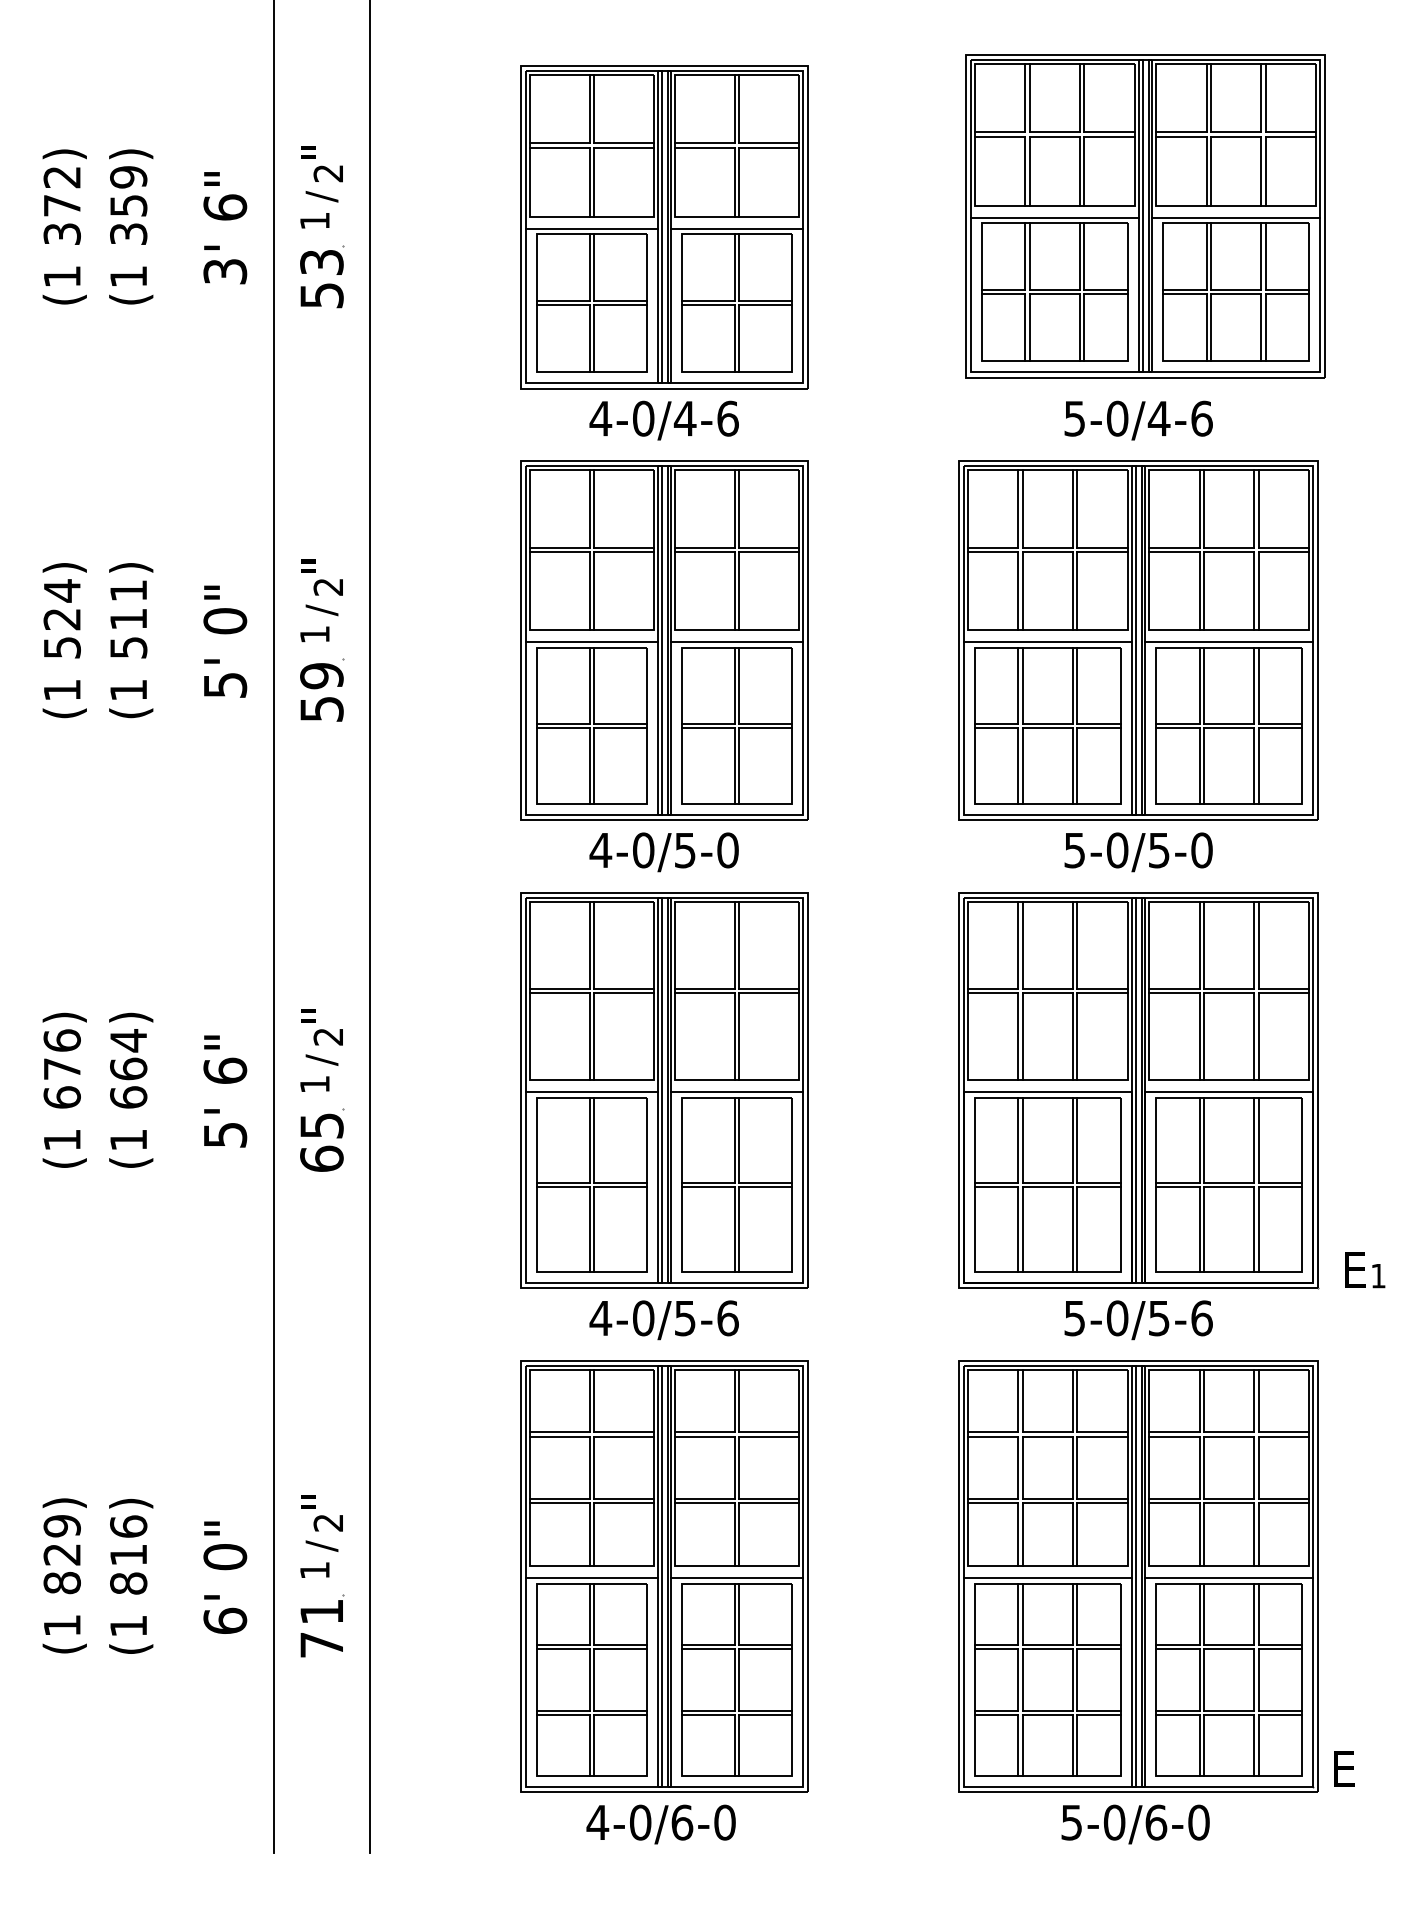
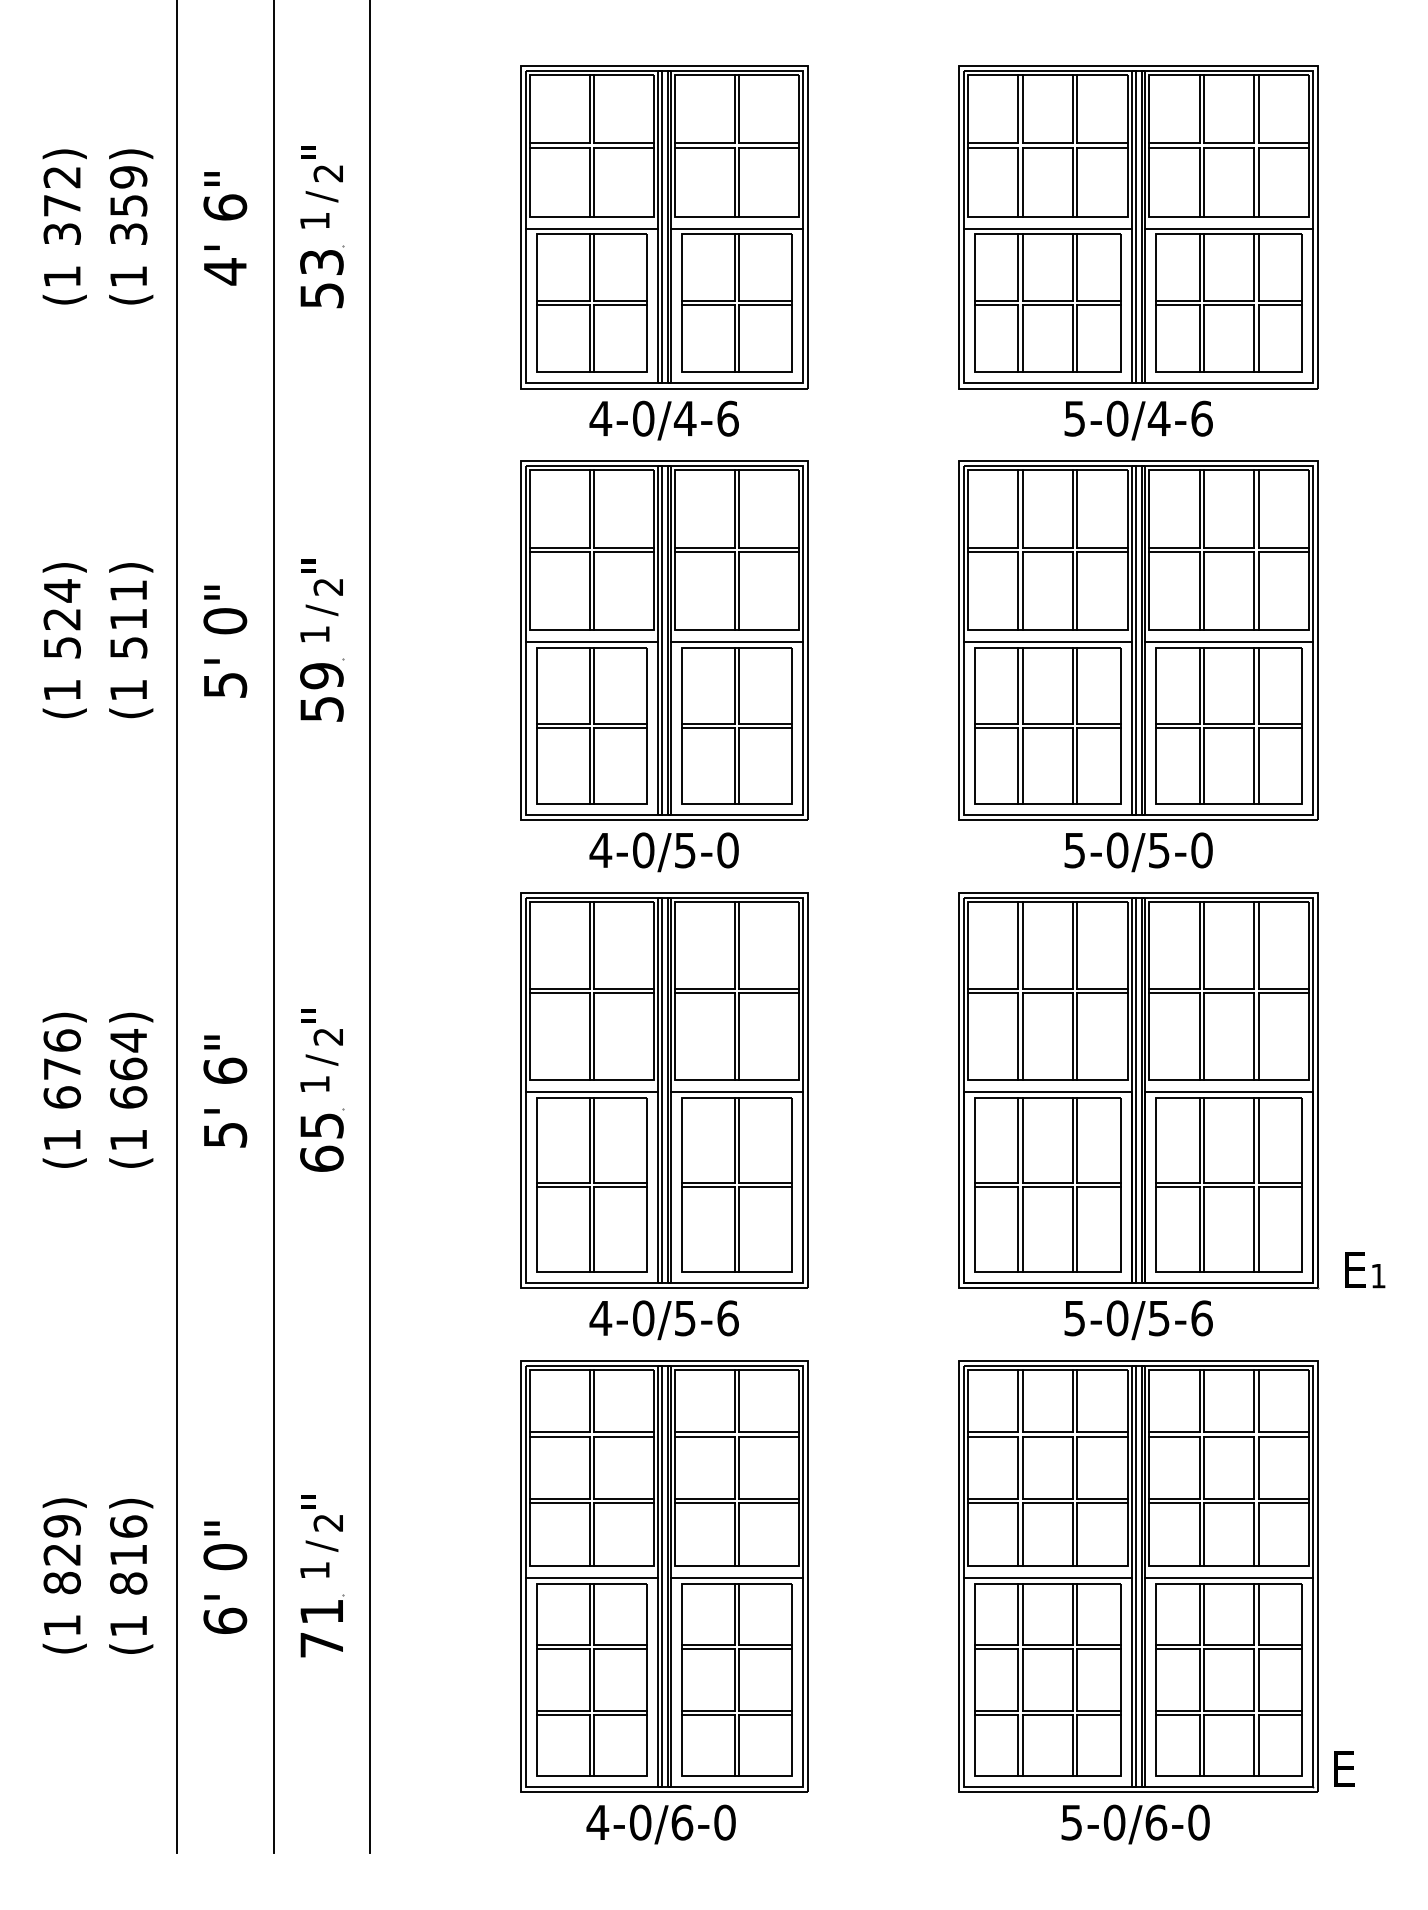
part position: (1145, 216) -> (1138, 227) (1138, 227)
text: 3' -> 4' (225, 271)
line: none -> present (177, 927)
